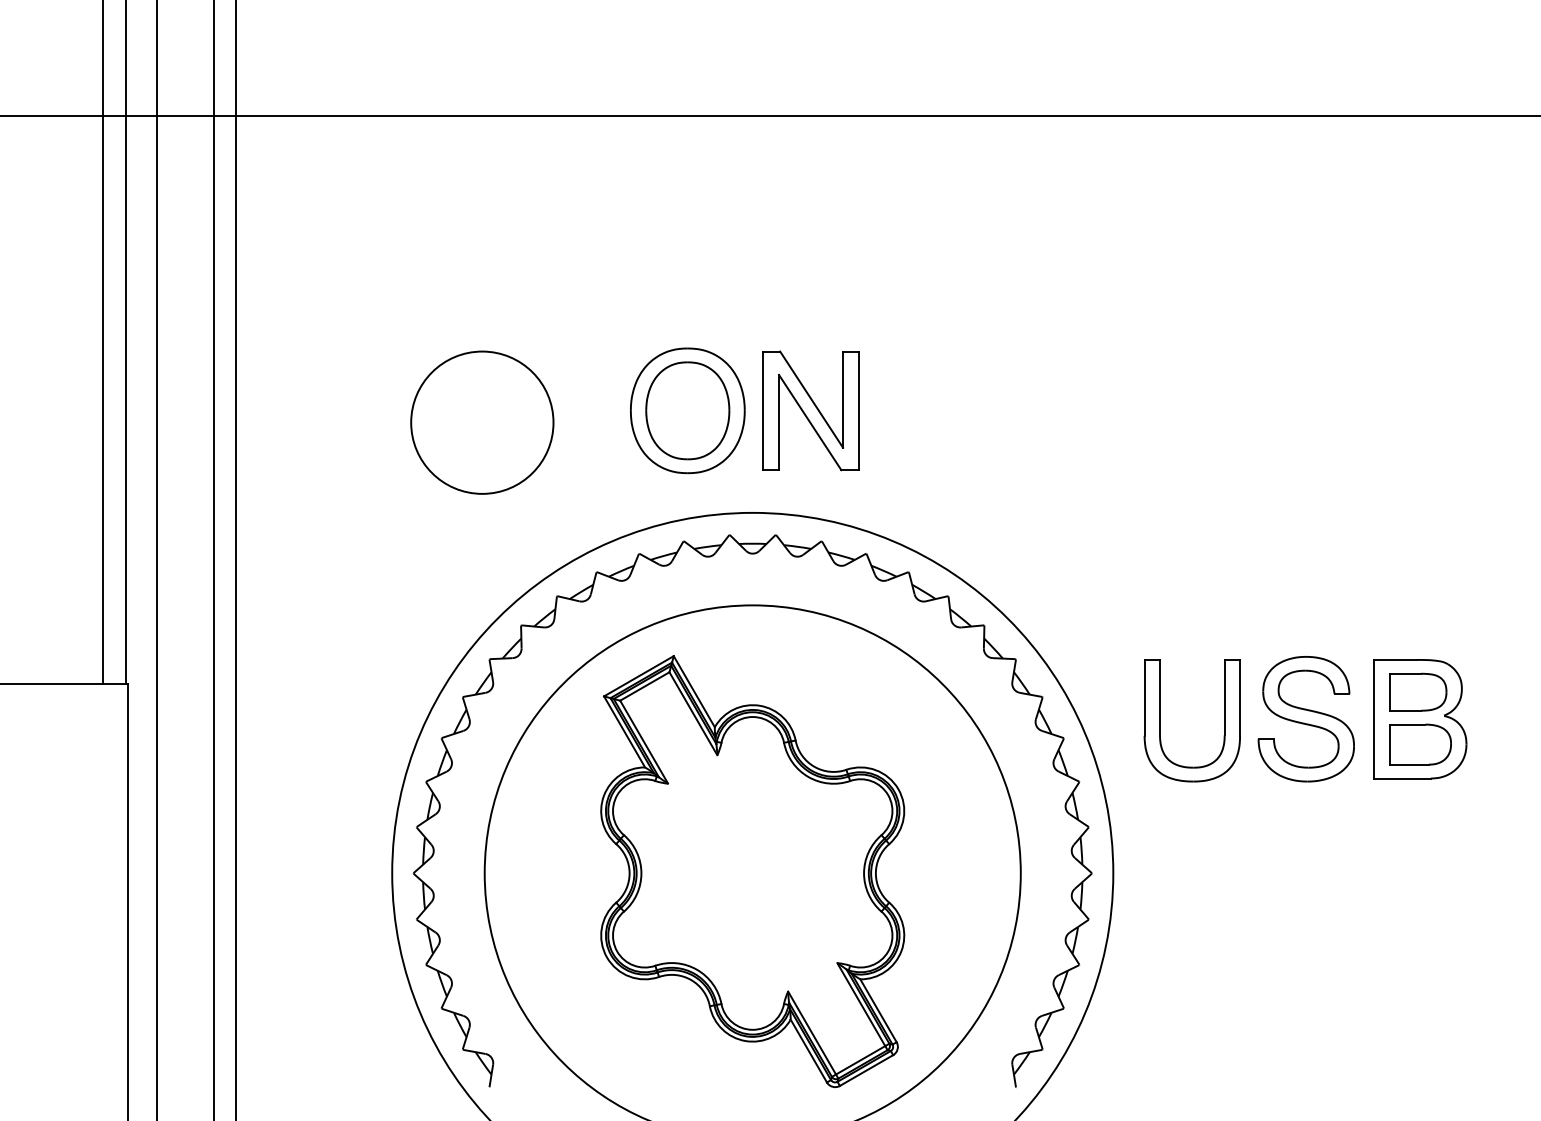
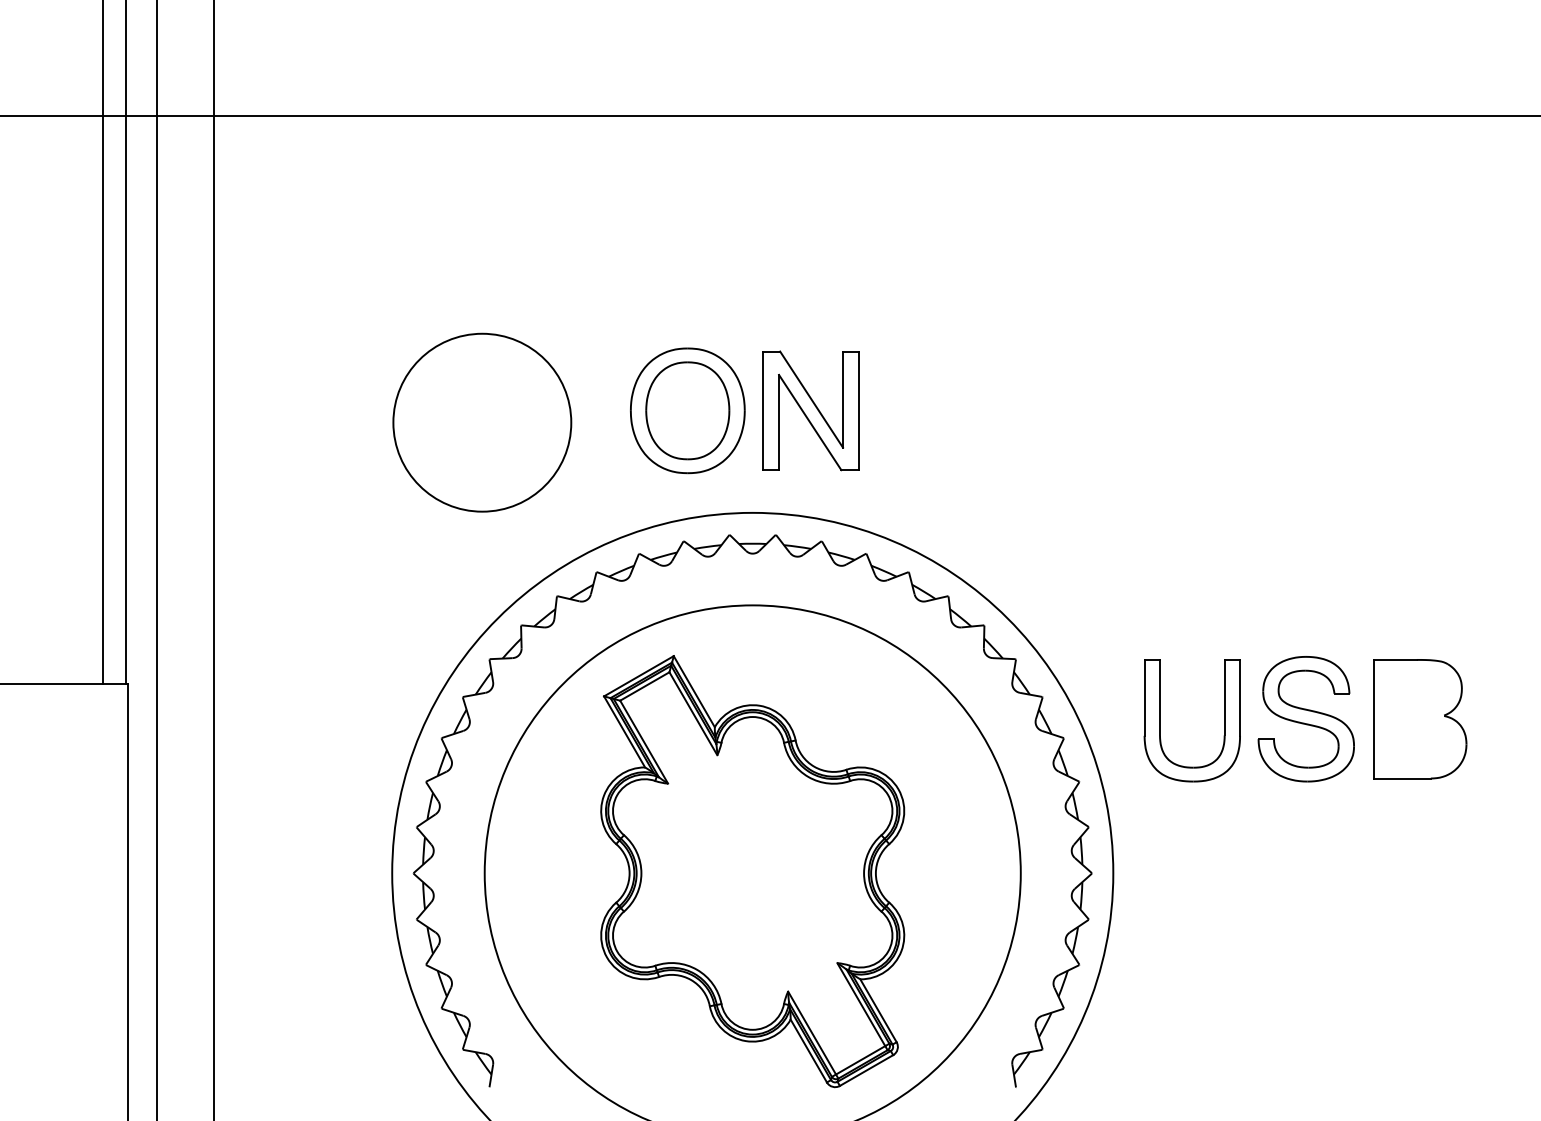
circle diameter: 142 px -> 178 px (482, 422)
line: present -> none (235, 559)
part: present -> none (1418, 691)
part: present -> none (1420, 744)
